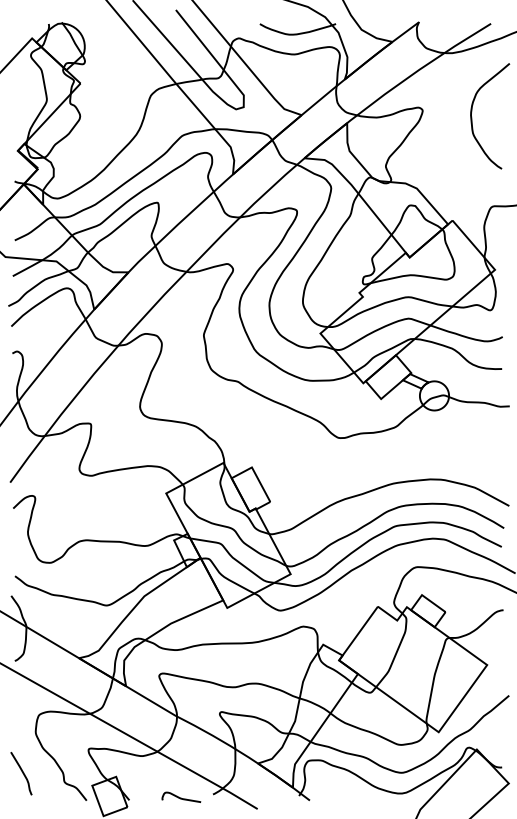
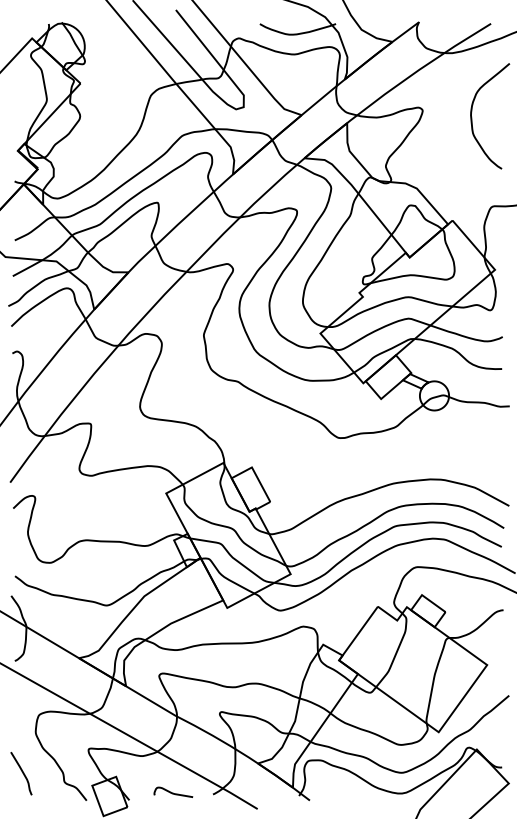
curve position: (181, 797) -> (173, 792) (173, 792)
